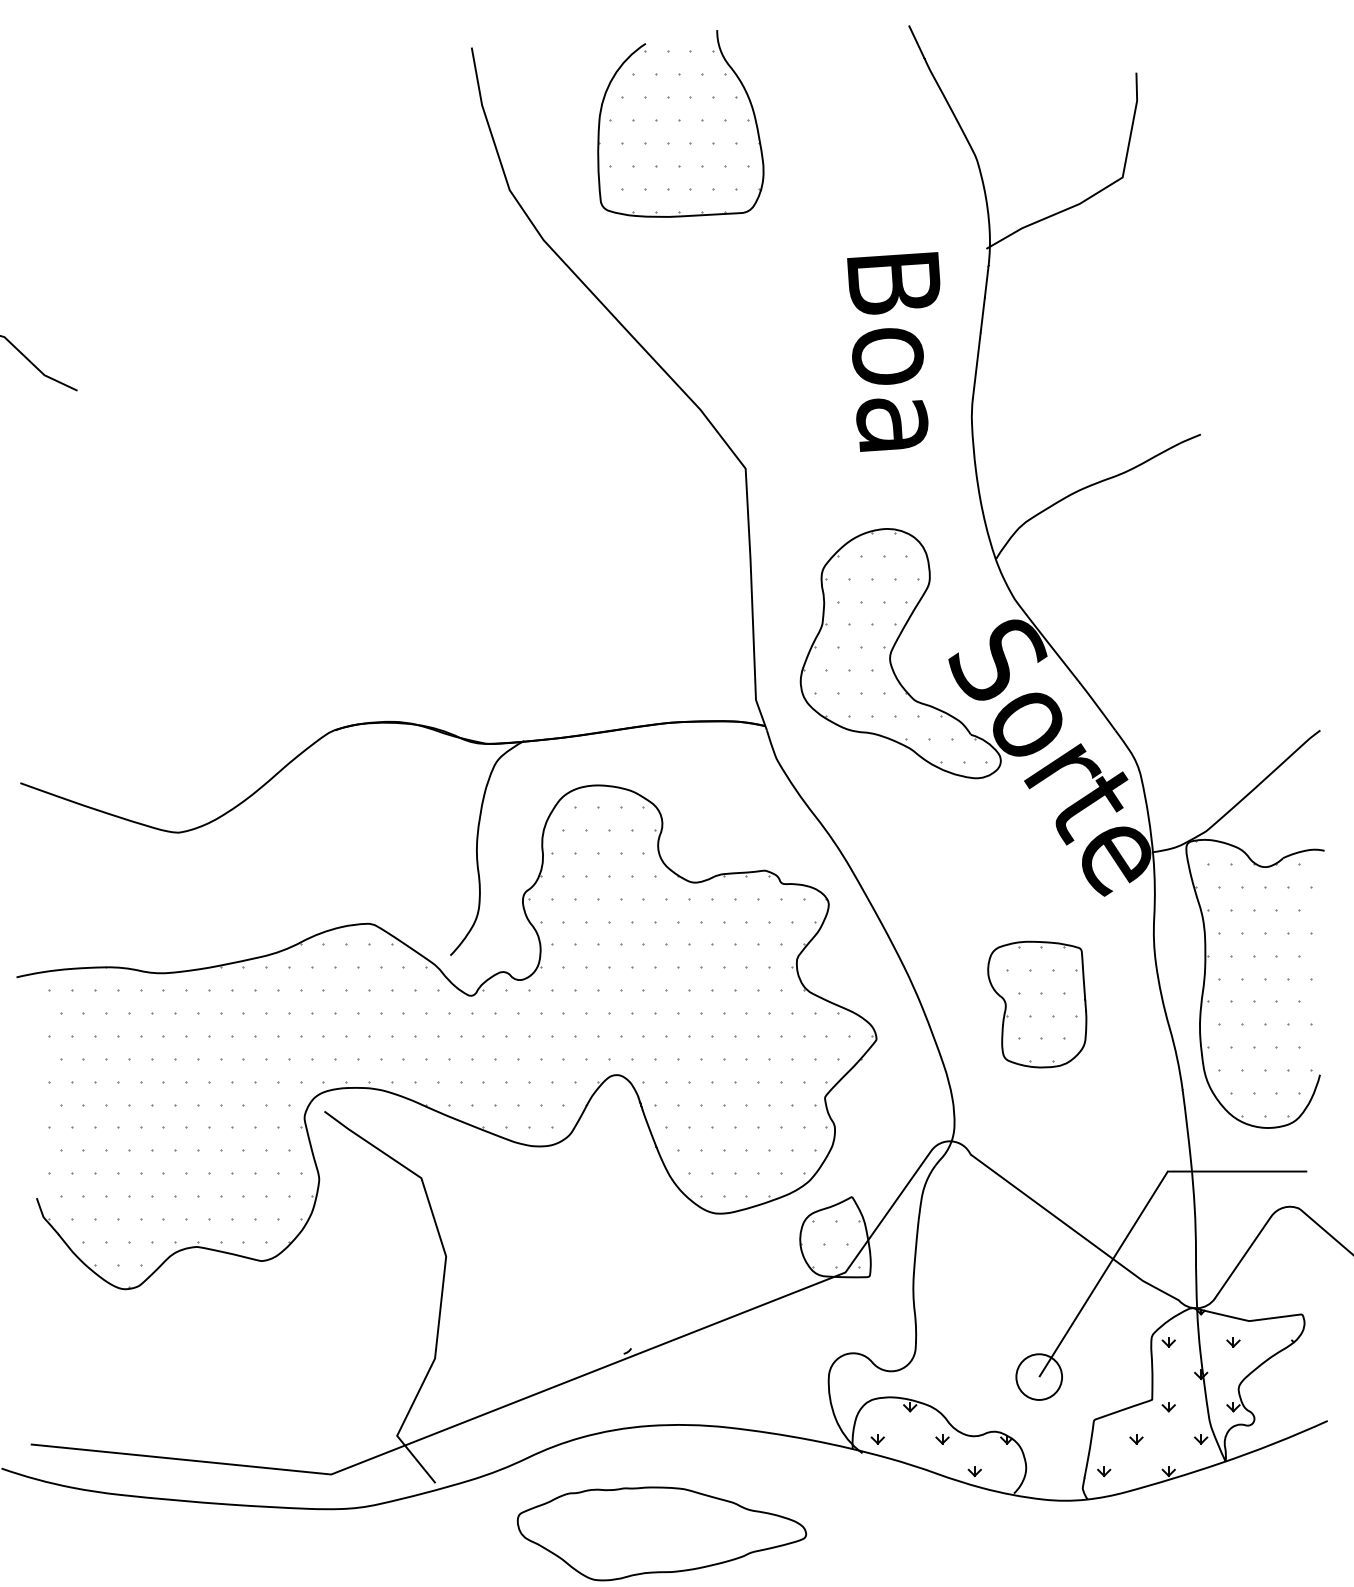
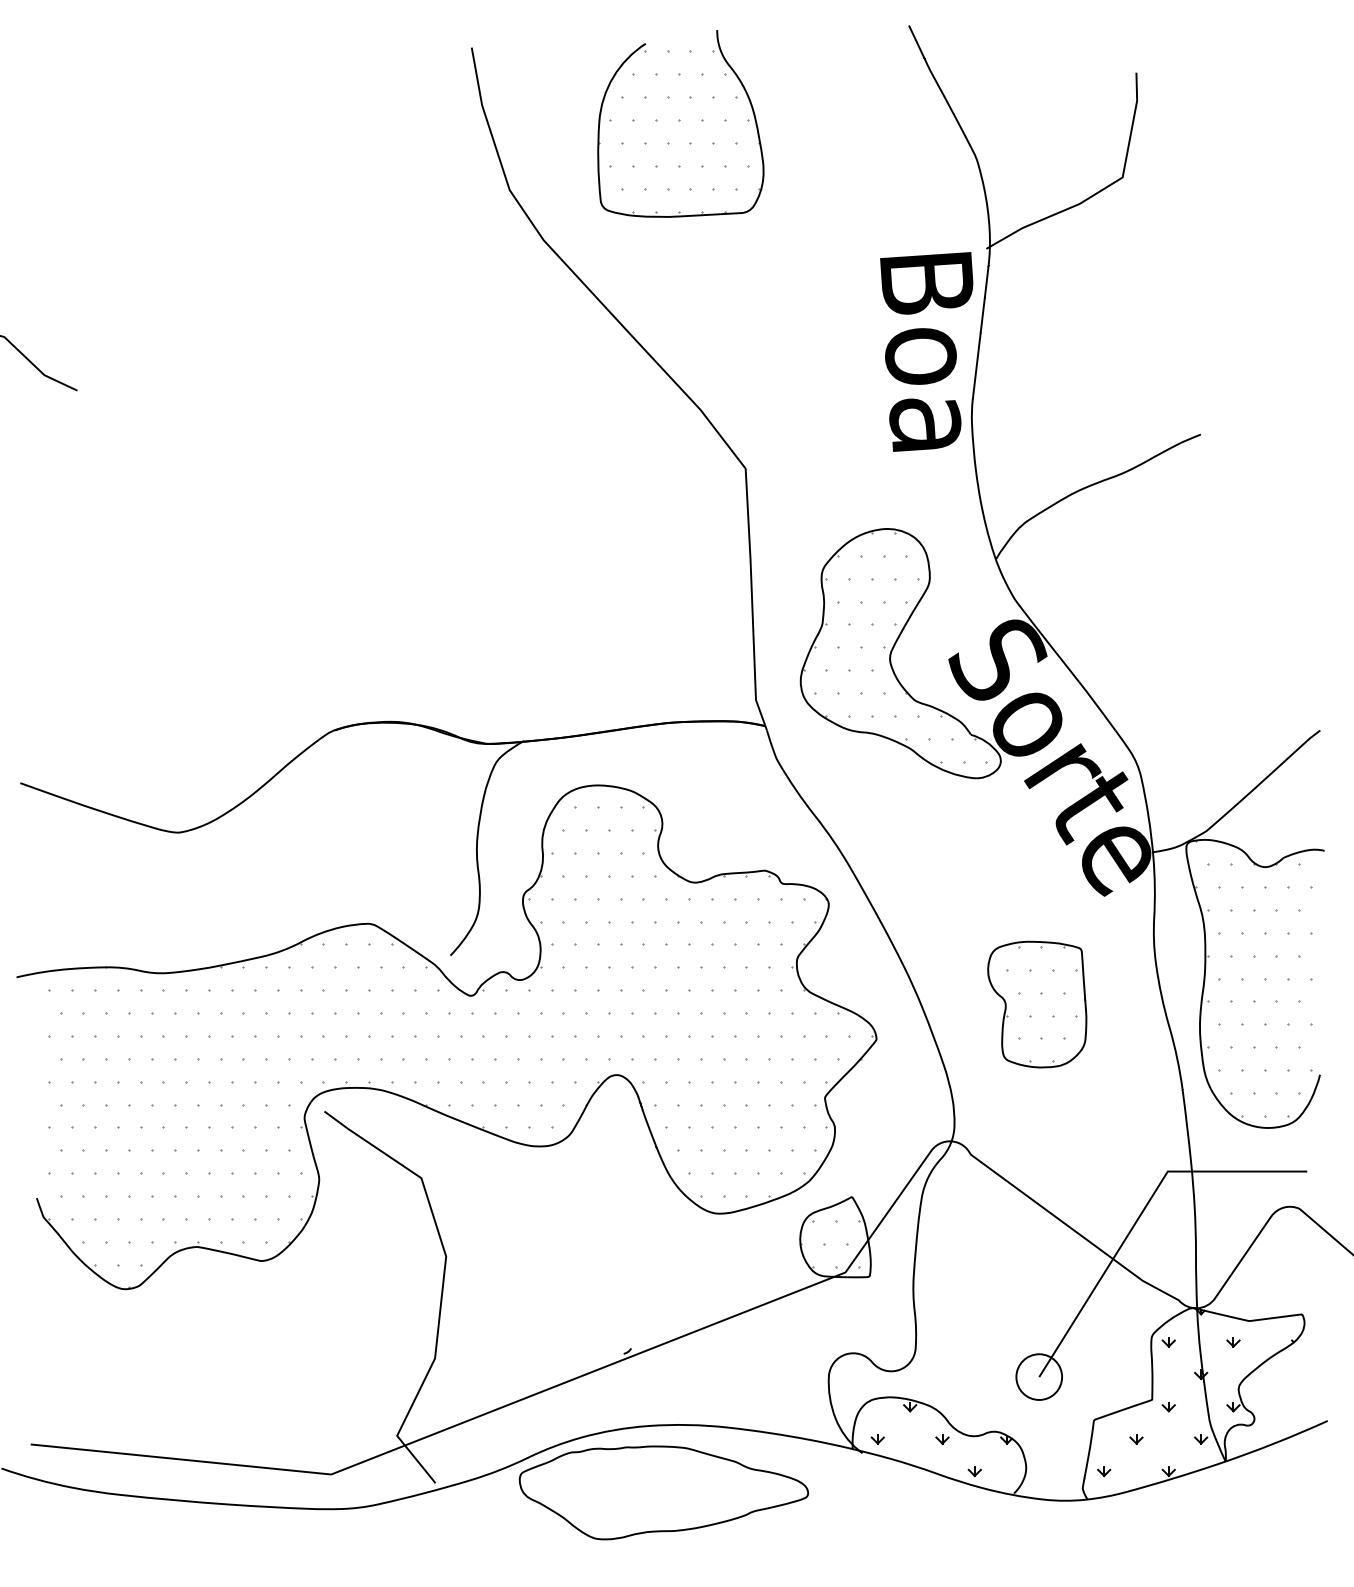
text position: (893, 351) -> (926, 351) (926, 351)
part position: (661, 1533) -> (663, 1492) (663, 1492)
